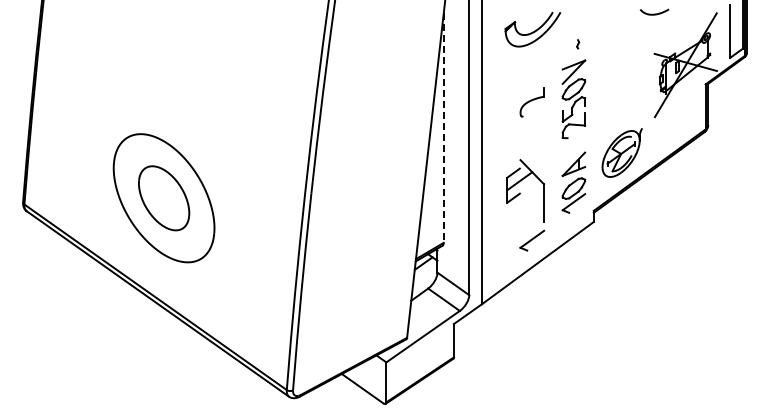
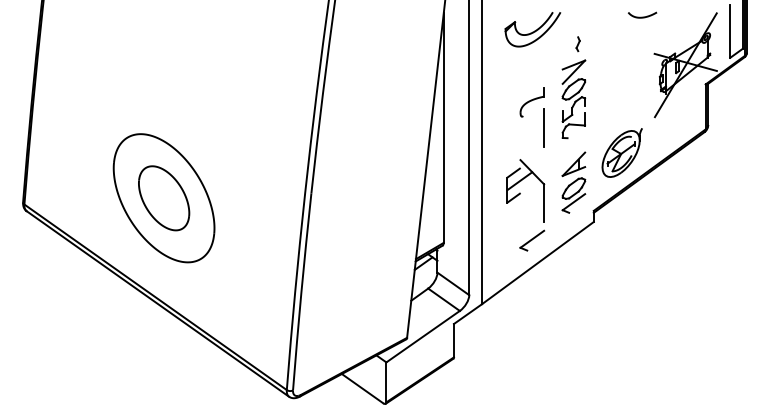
curve position: (654, 13) -> (642, 16) (642, 16)
part size: 5x11 px -> 6x17 px (577, 44)
line: none -> present (544, 127)
line: dashed -> solid (443, 128)
